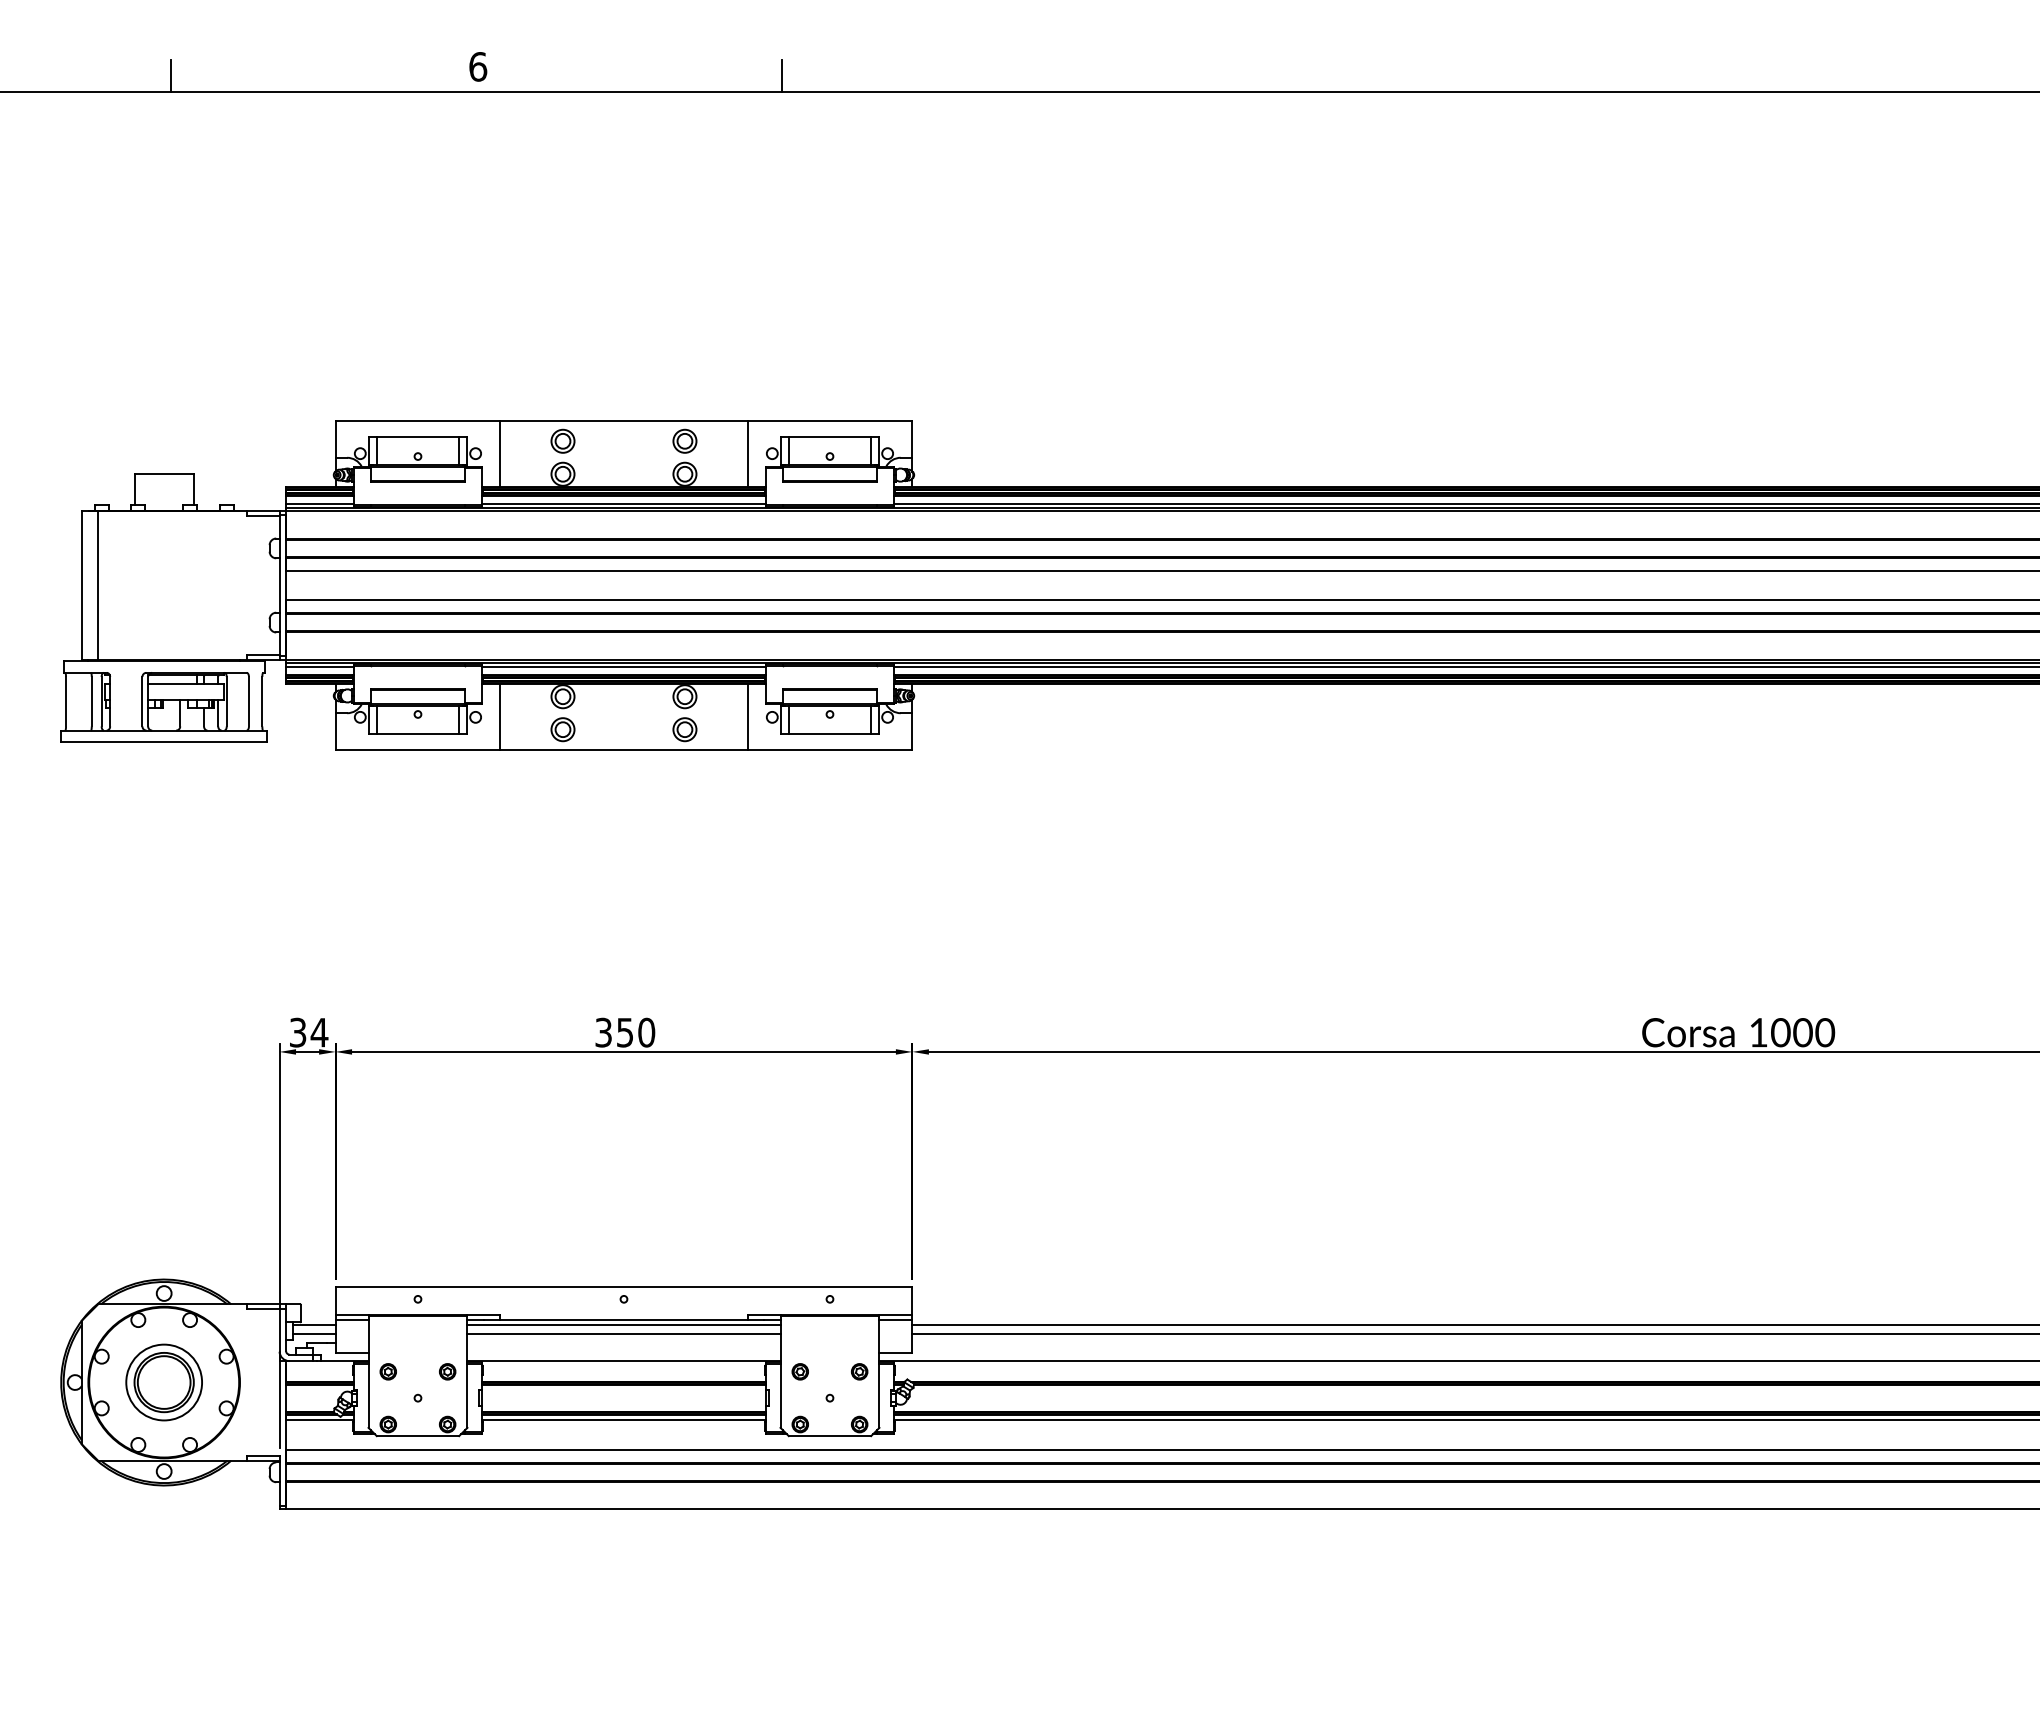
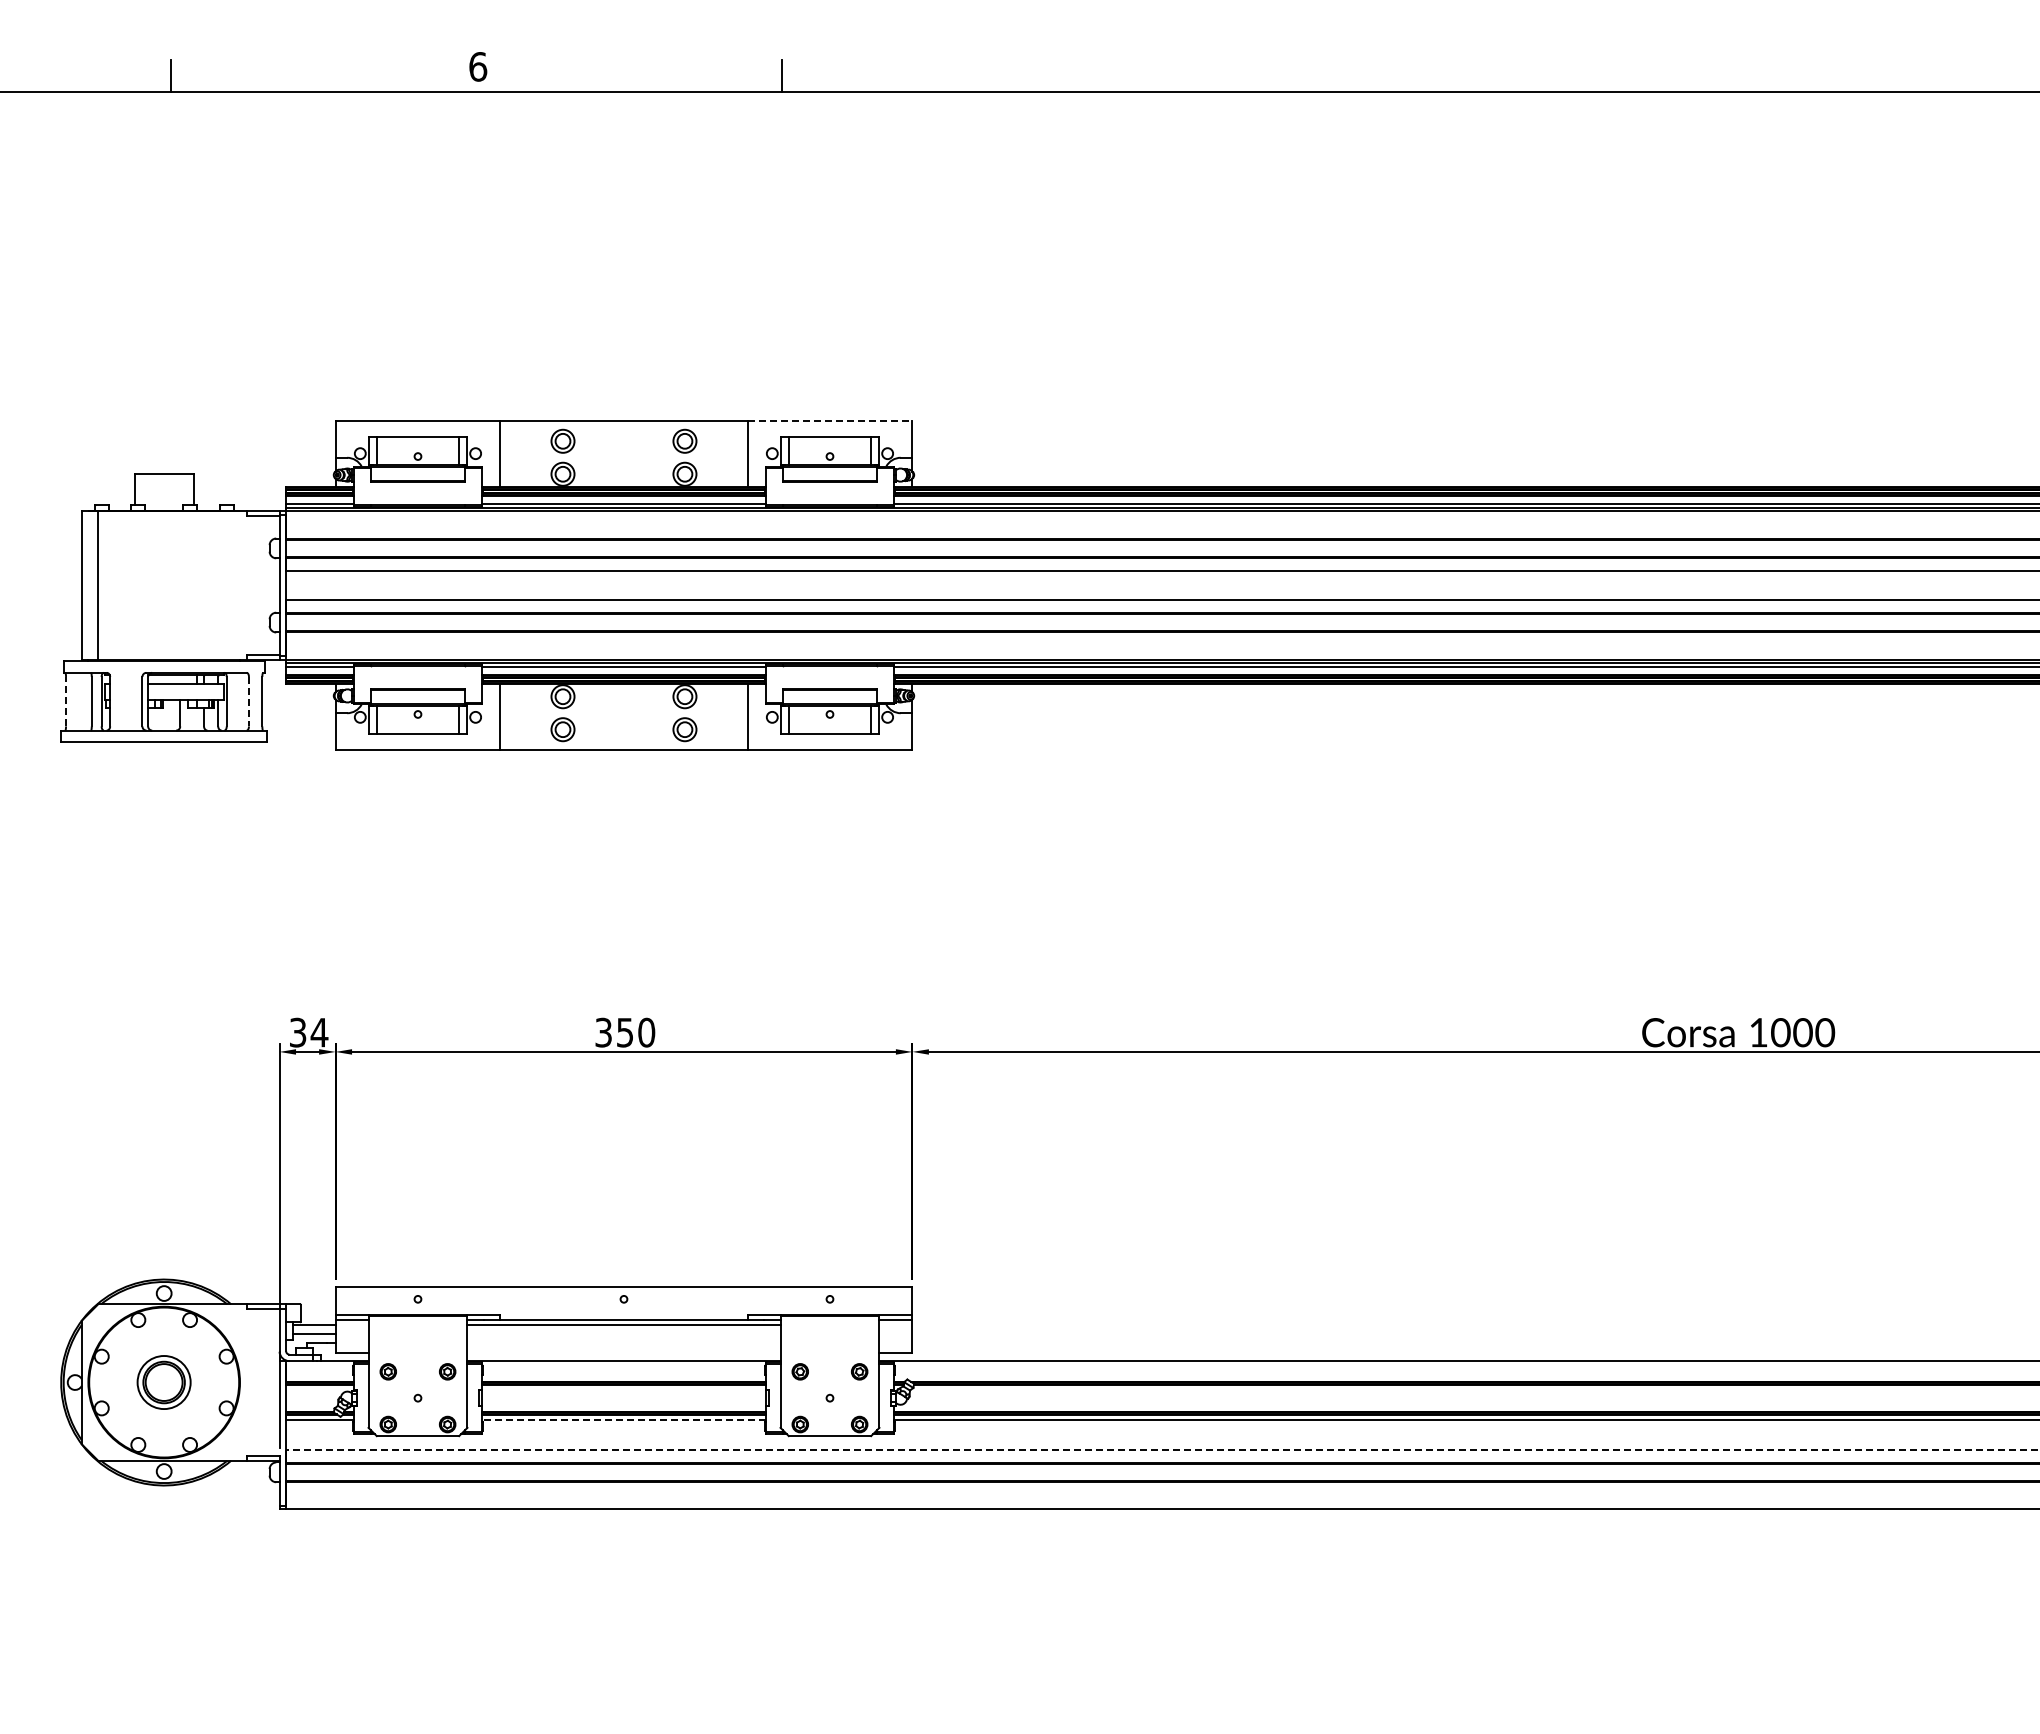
line: solid -> dashed (830, 420)
line: solid -> dashed (66, 701)
line: solid -> dashed (248, 701)
line: present -> none (1474, 1324)
line: present -> none (623, 1333)
line: present -> none (1474, 1333)
part size: 78x79 px -> 56x55 px (163, 1382)
line: solid -> dashed (623, 1420)
line: solid -> dashed (1163, 1450)
